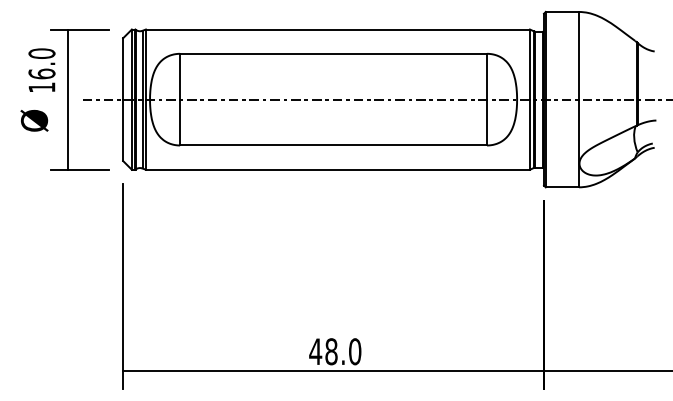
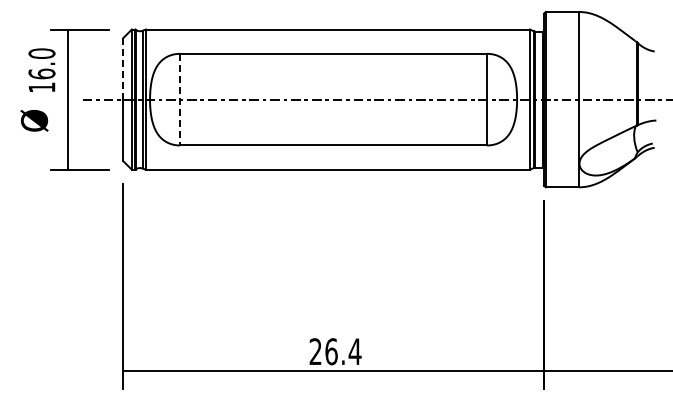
line: solid -> dashed (123, 68)
line: solid -> dashed (180, 99)
text: 48.0 -> 26.4 (335, 351)
